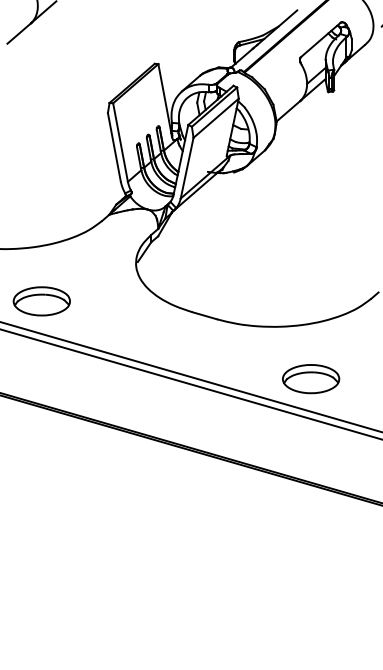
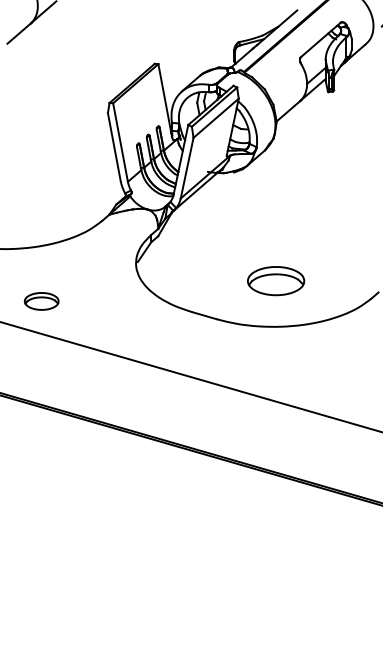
part size: 59x31 px -> 37x19 px (41, 301)
part position: (311, 379) -> (276, 281) (276, 281)
line: present -> none (190, 383)
